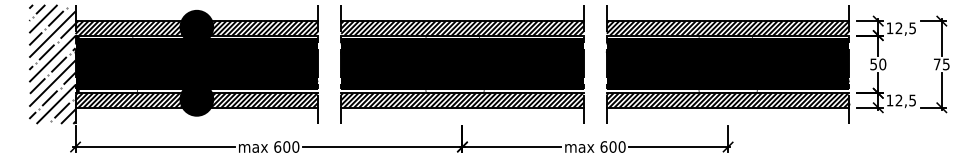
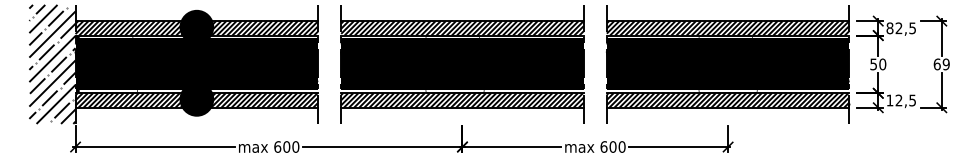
text: 12,5 -> 82,5 (889, 28)
text: 75 -> 69 (941, 64)
